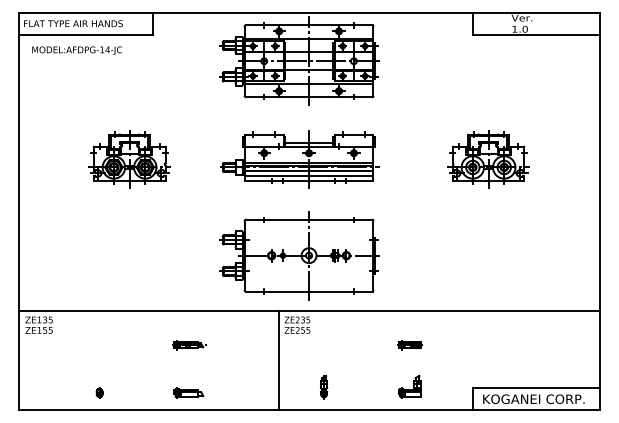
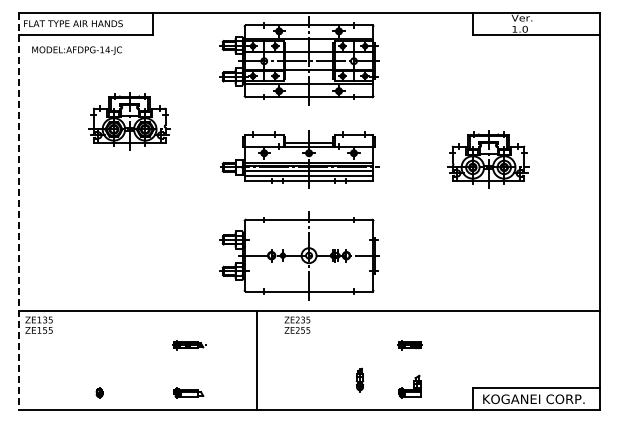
part position: (129, 159) -> (129, 121) (129, 121)
line: solid -> dashed (18, 211)
line position: (278, 360) -> (256, 360) (256, 360)
part position: (324, 386) -> (360, 379) (360, 379)
